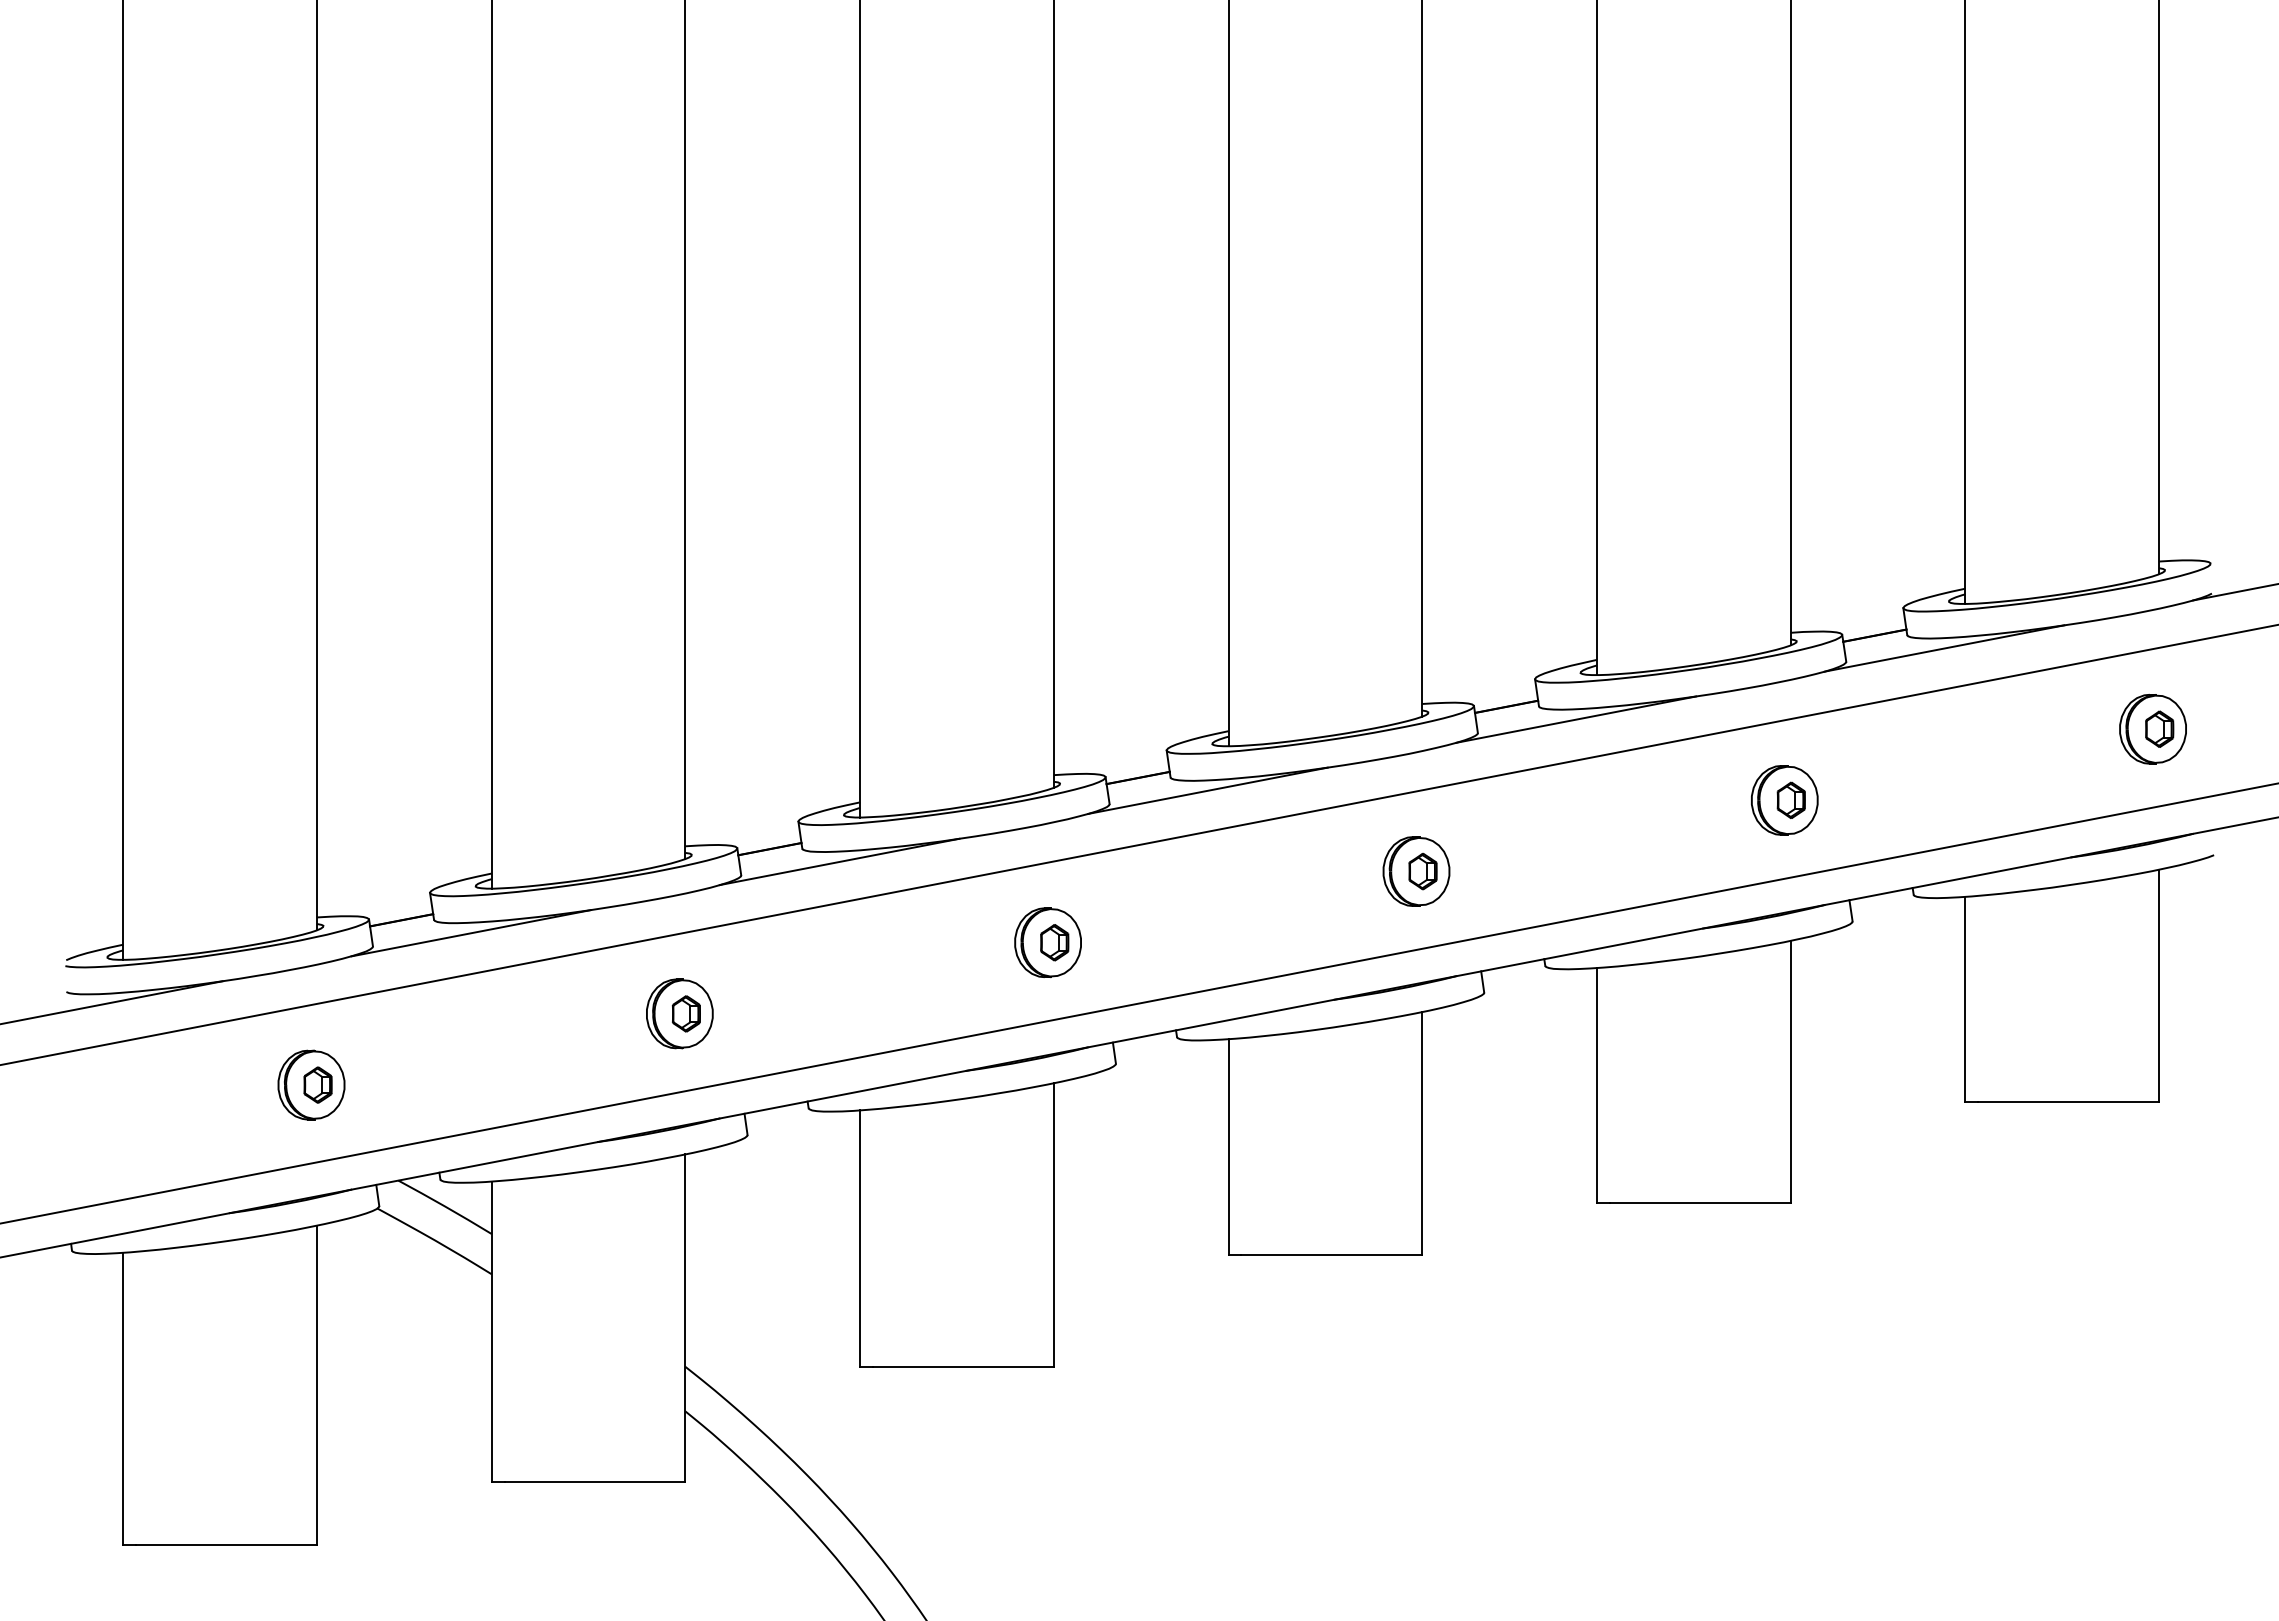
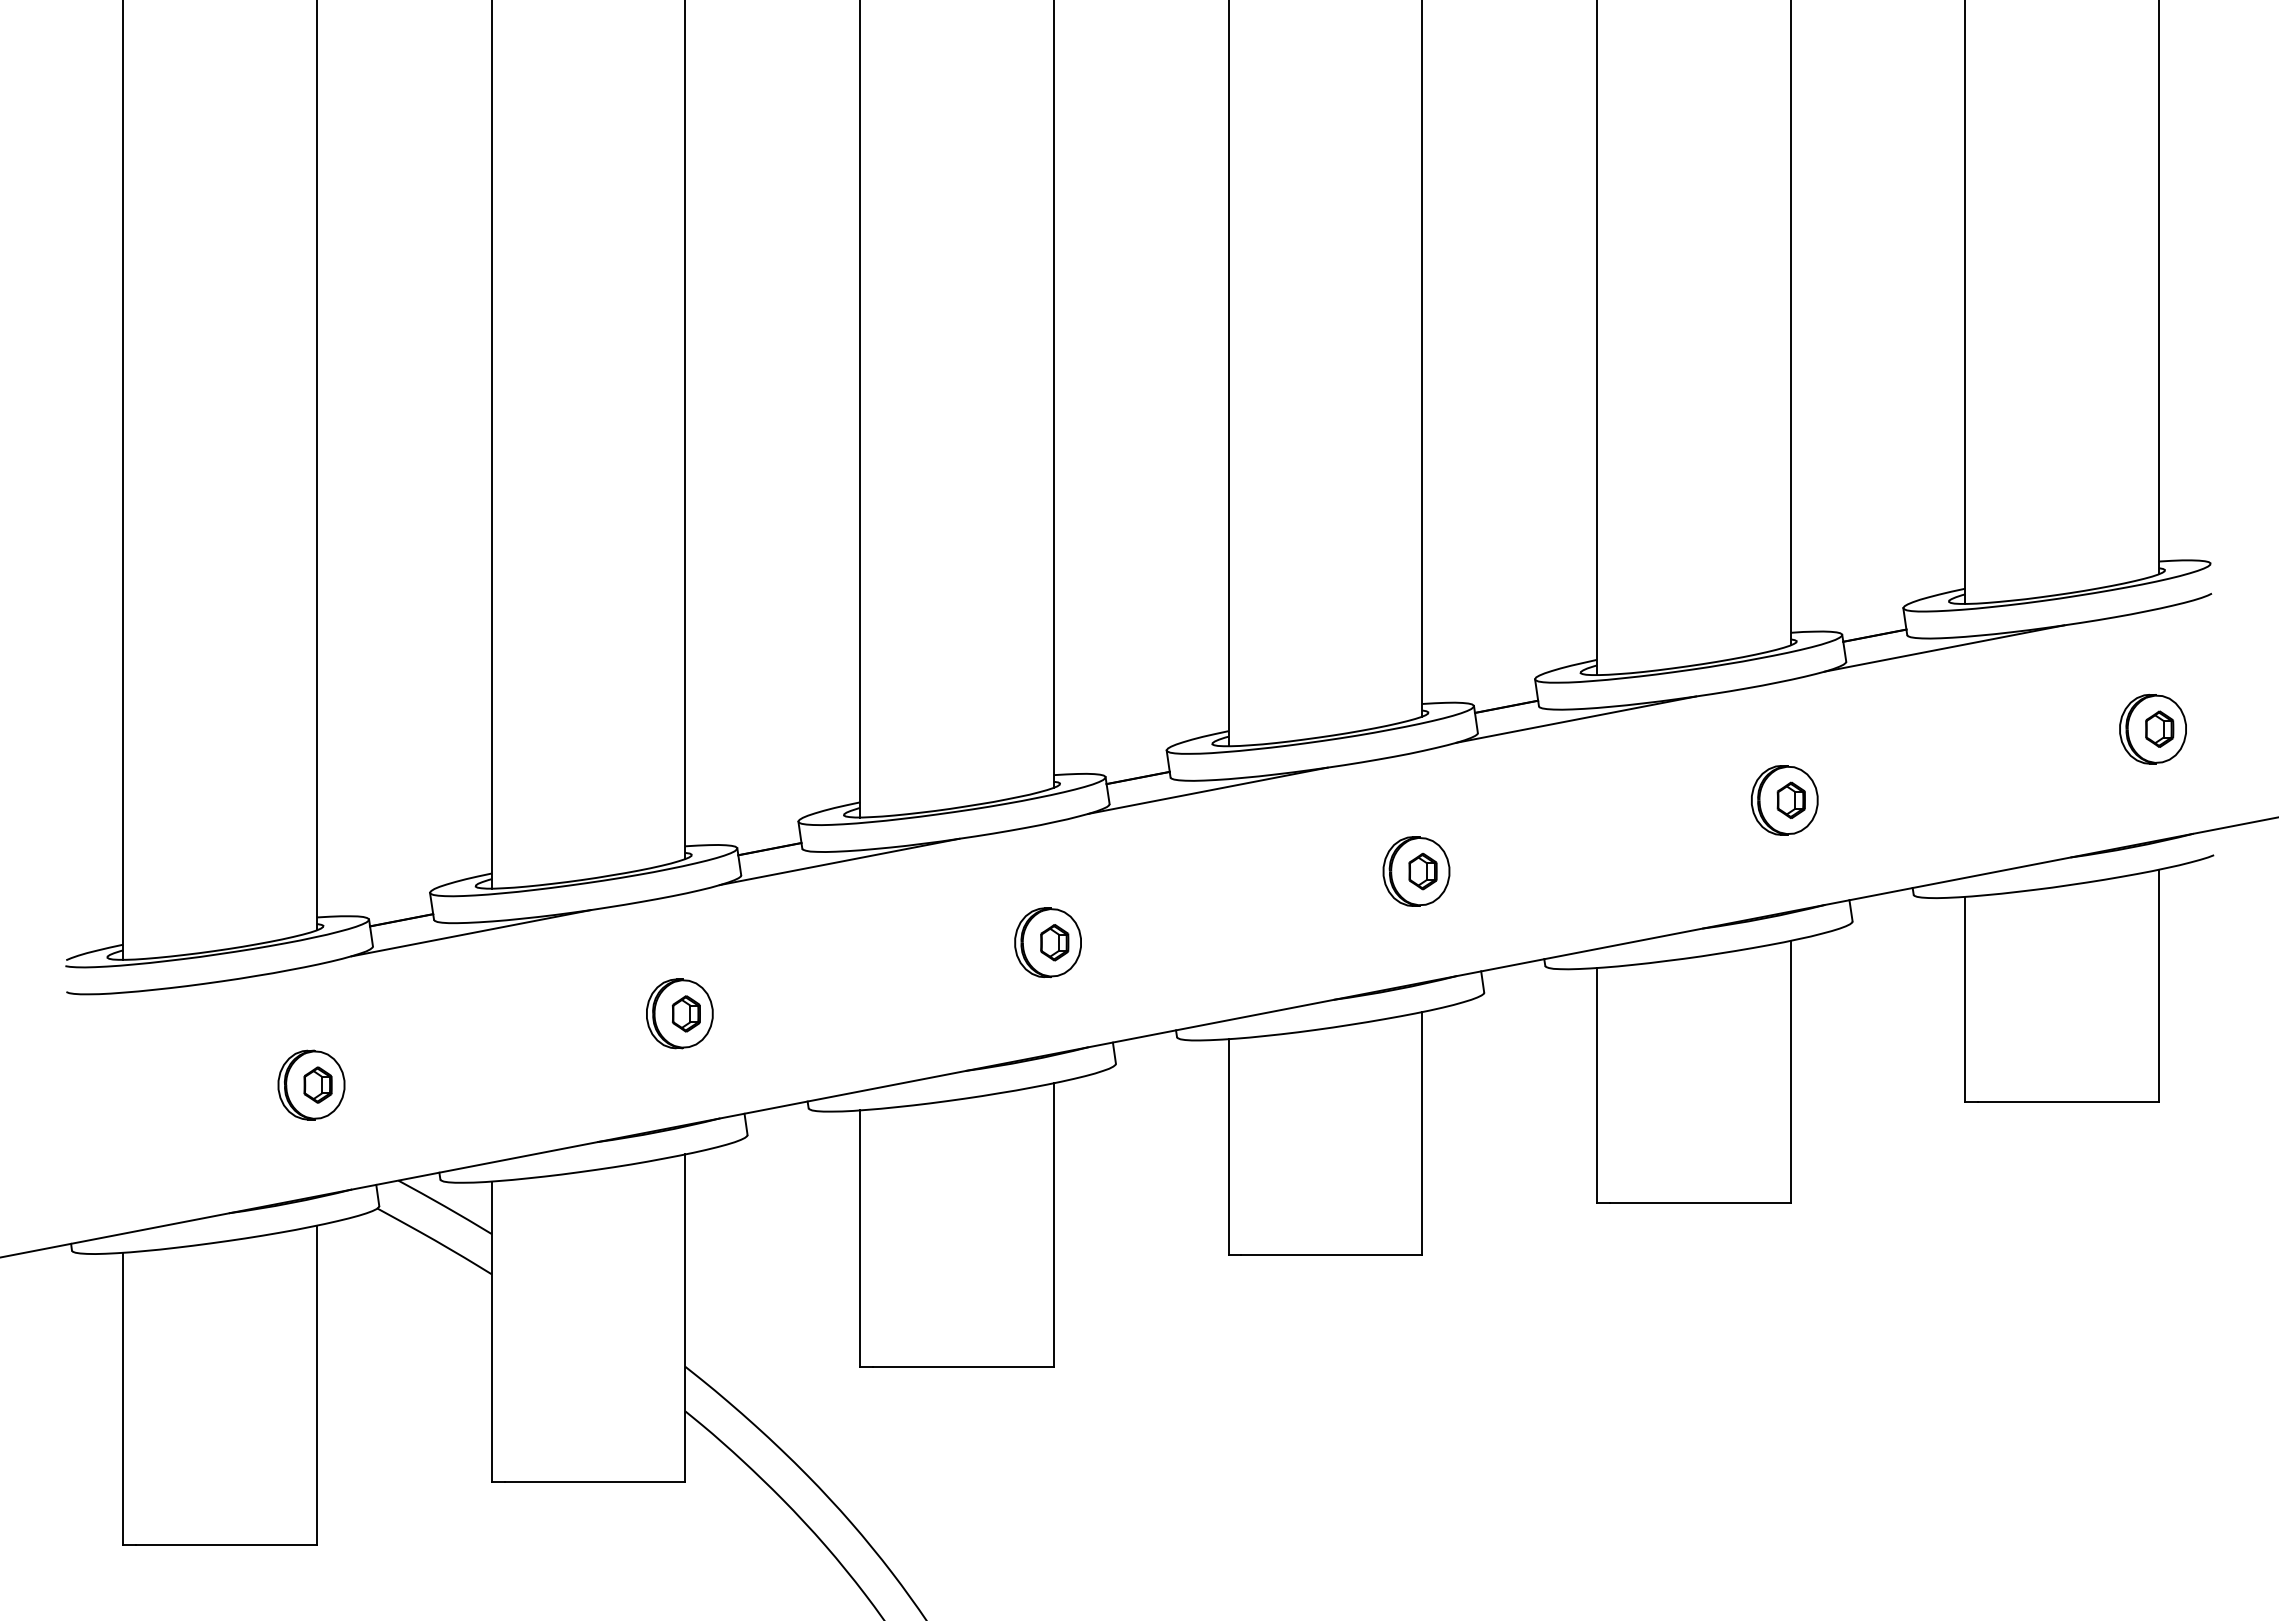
line: present -> none (2234, 592)
line: present -> none (1138, 844)
line: present -> none (112, 1002)
line: present -> none (1138, 1003)
